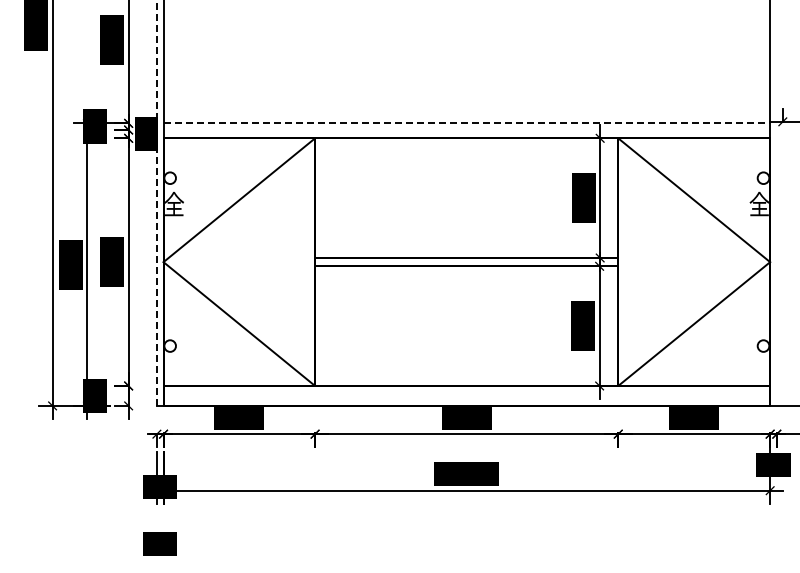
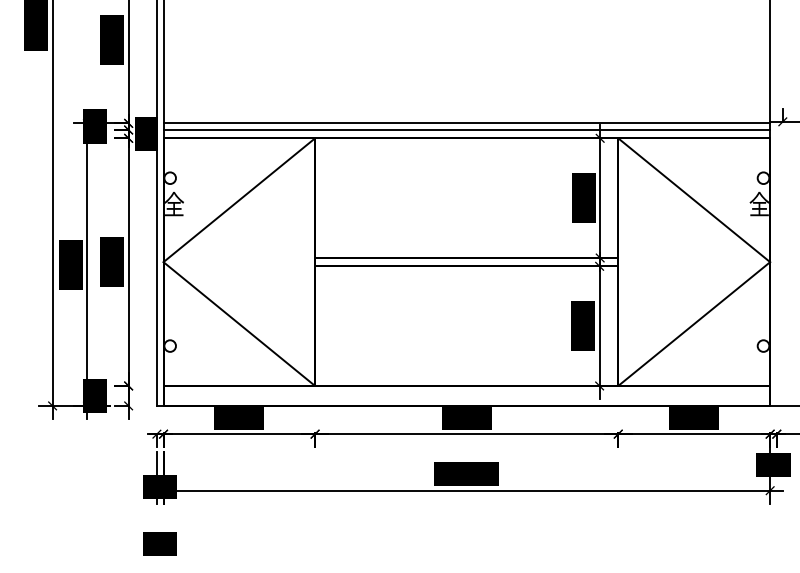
line: dashed -> solid (467, 123)
line: none -> present (466, 130)
line: dashed -> solid (156, 203)
